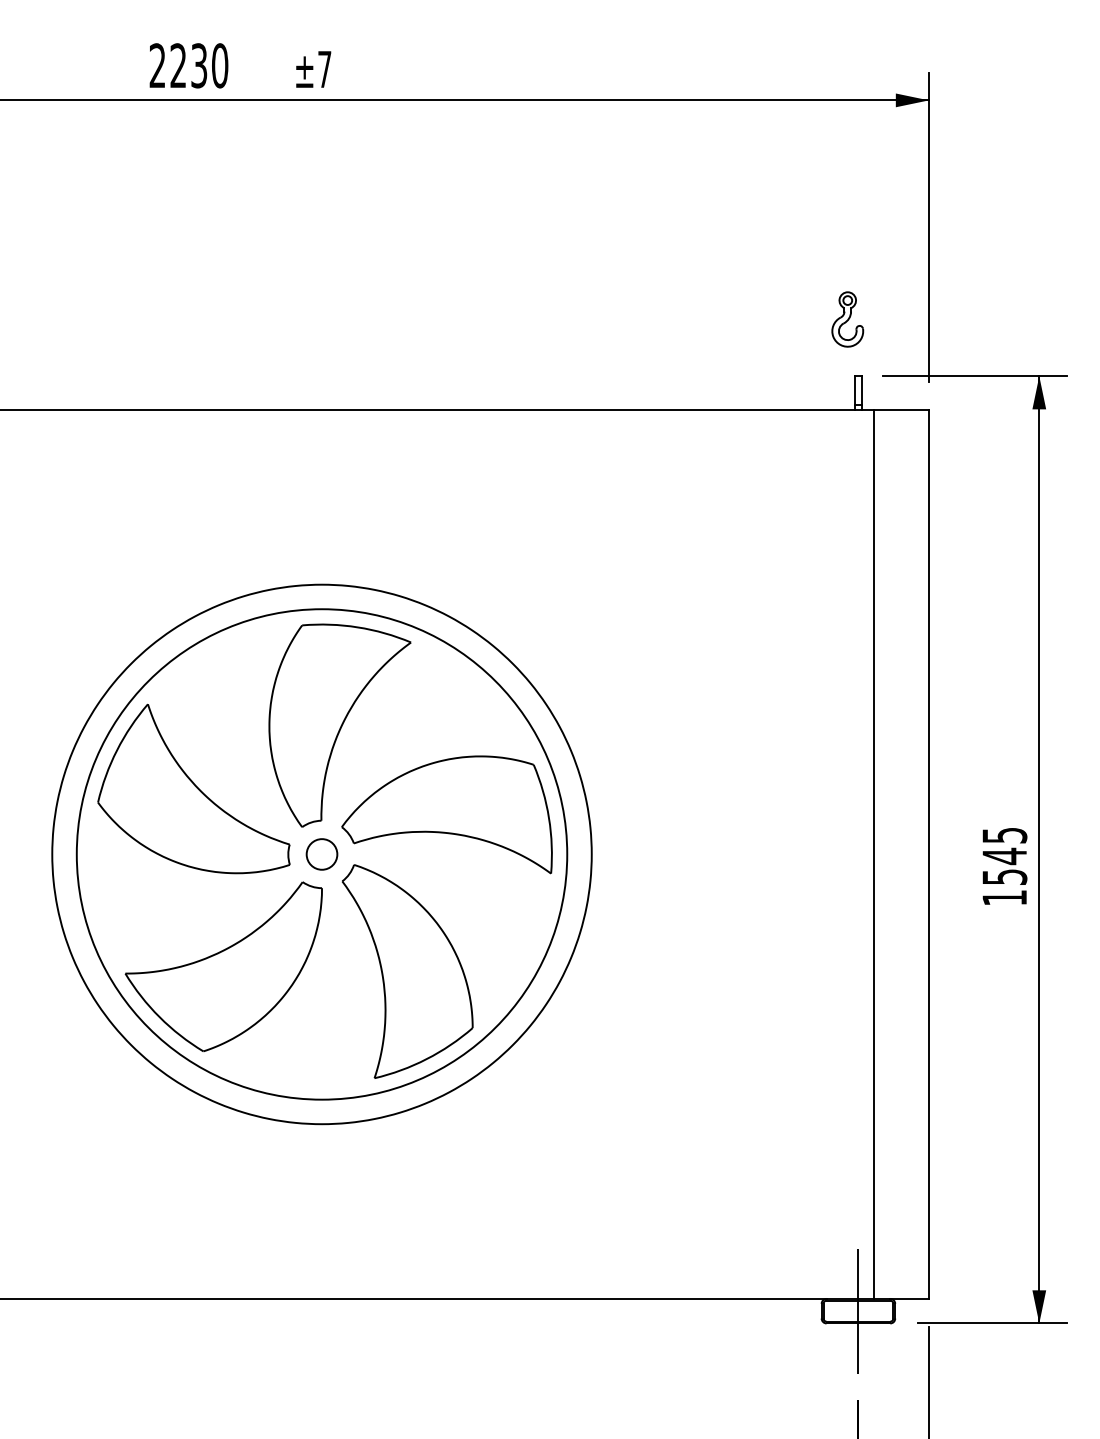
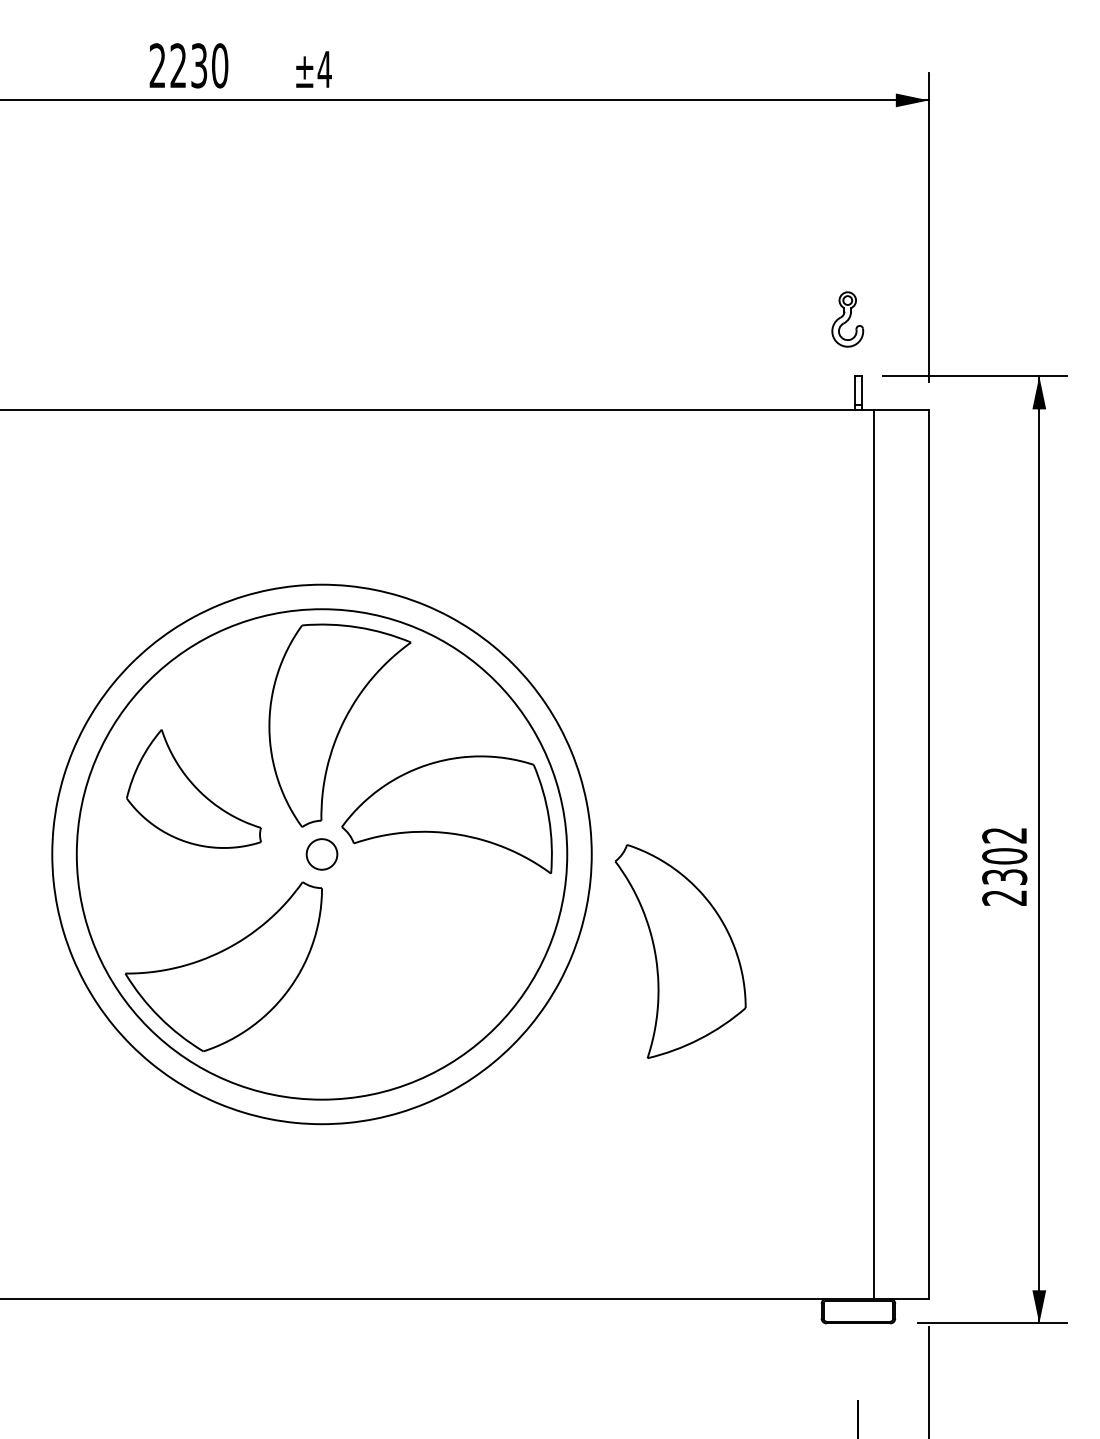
text: ±7 -> ±4 (324, 69)
part size: 194x172 px -> 136x120 px (193, 788)
text: 1545 -> 2302 (1004, 866)
part position: (407, 971) -> (680, 951) (680, 951)
line: present -> none (858, 1310)
